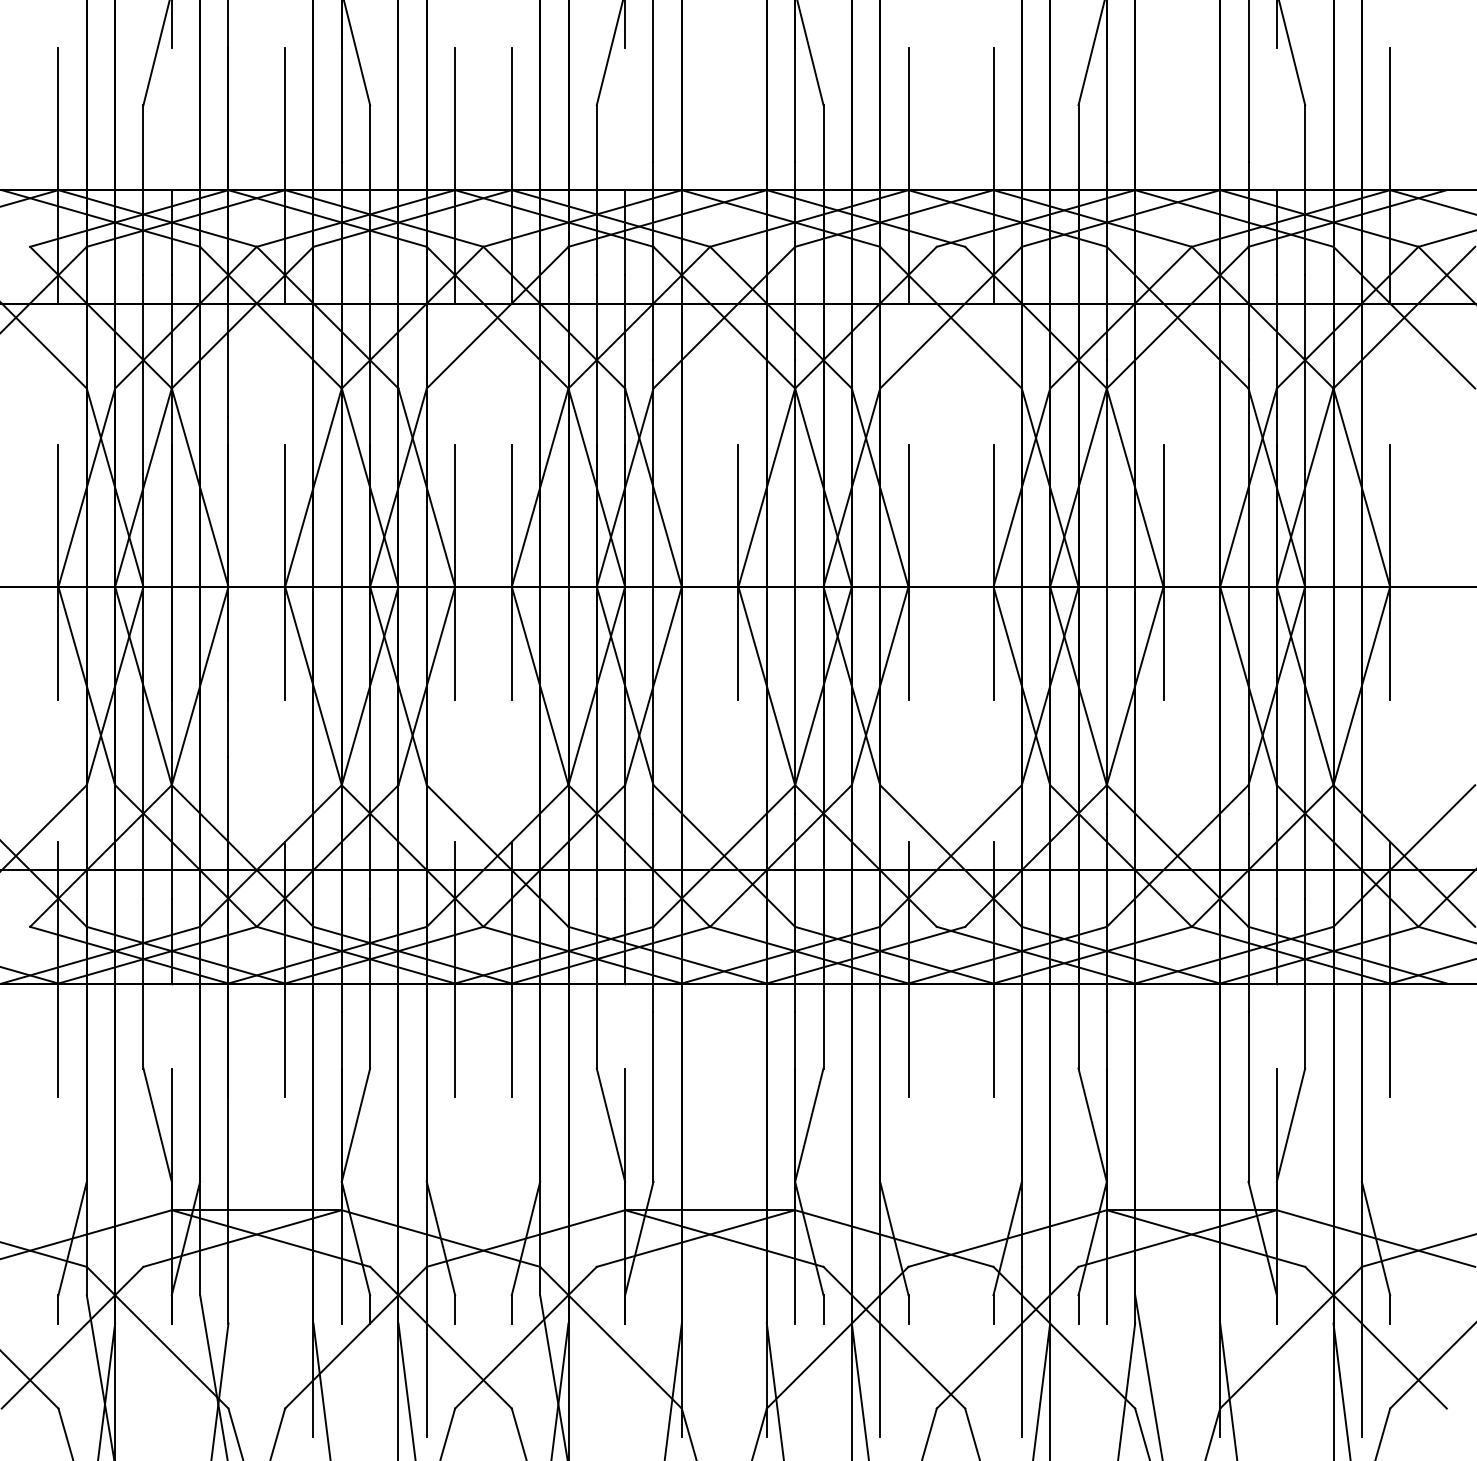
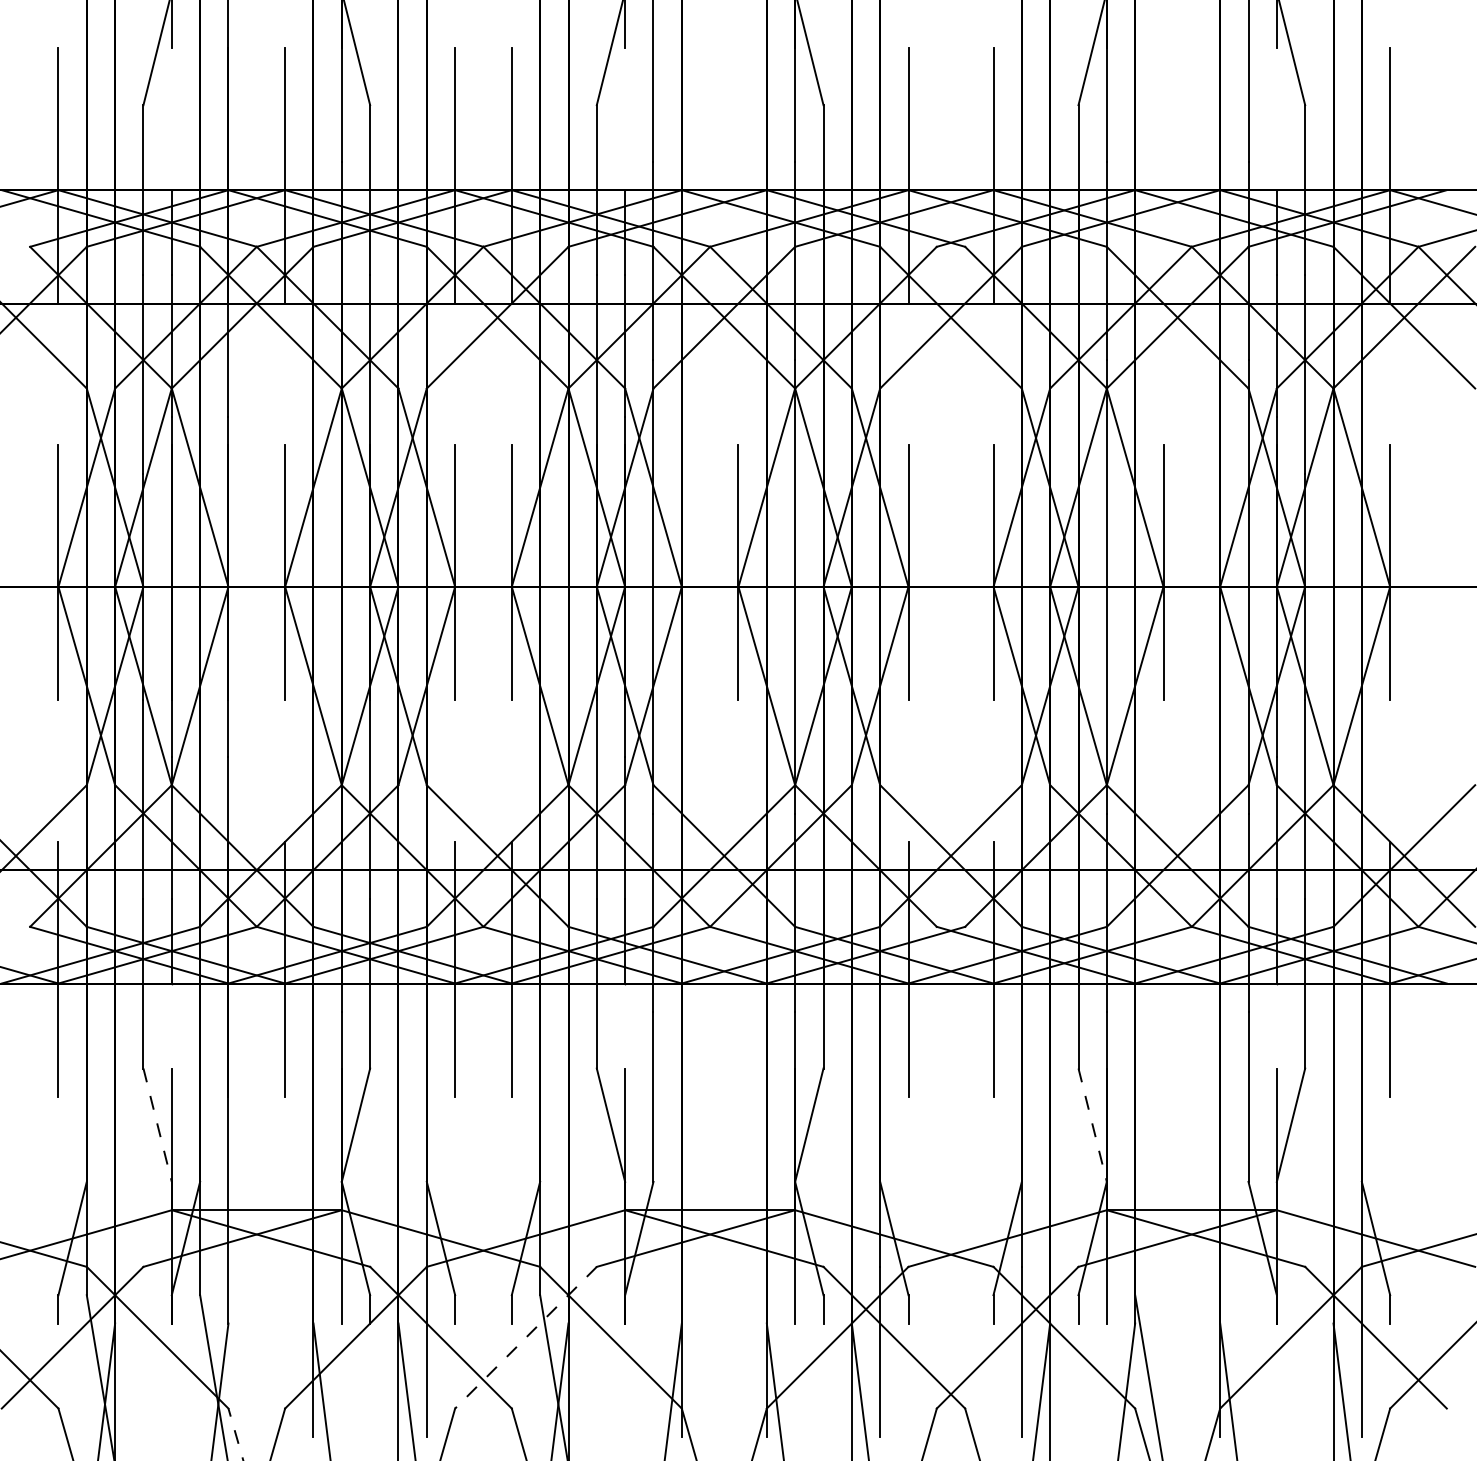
line: solid -> dashed (157, 1125)
line: solid -> dashed (1092, 1125)
line: solid -> dashed (525, 1338)
line: solid -> dashed (235, 1434)
